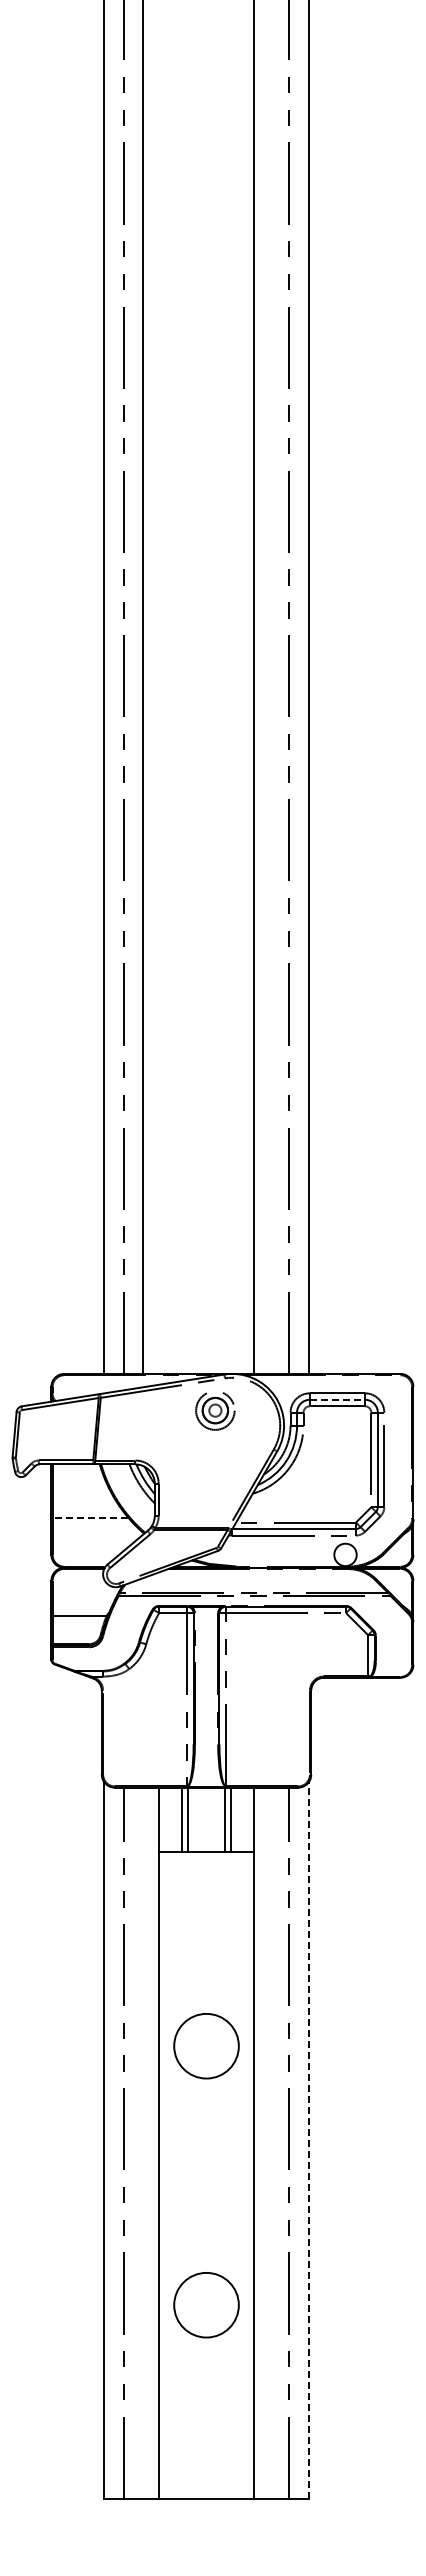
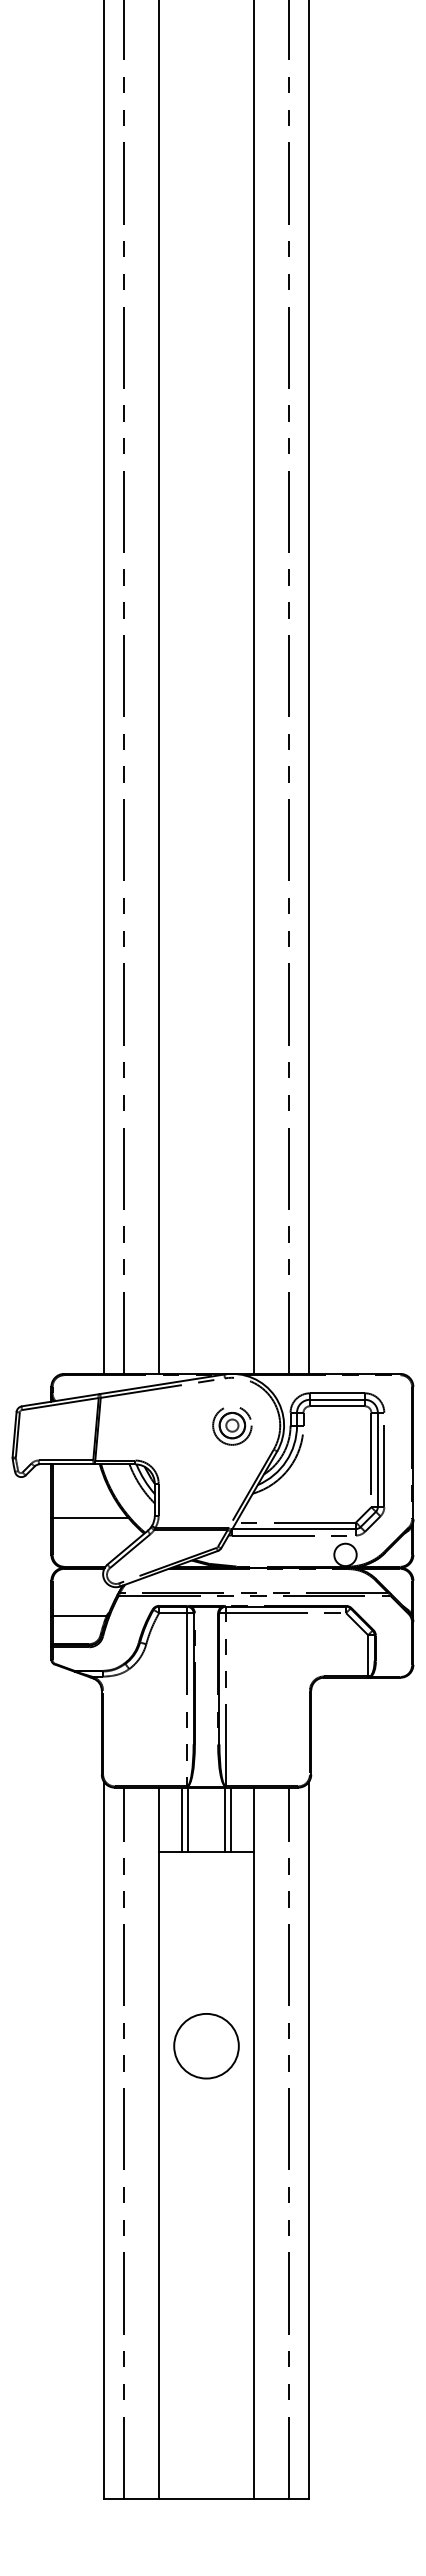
line position: (143, 687) -> (159, 687) (159, 687)
line: dashed -> solid (337, 1399)
part position: (215, 1411) -> (232, 1426) (232, 1426)
line: dashed -> solid (90, 1517)
line: dashed -> solid (309, 2140)
circle: present -> none (206, 2305)
